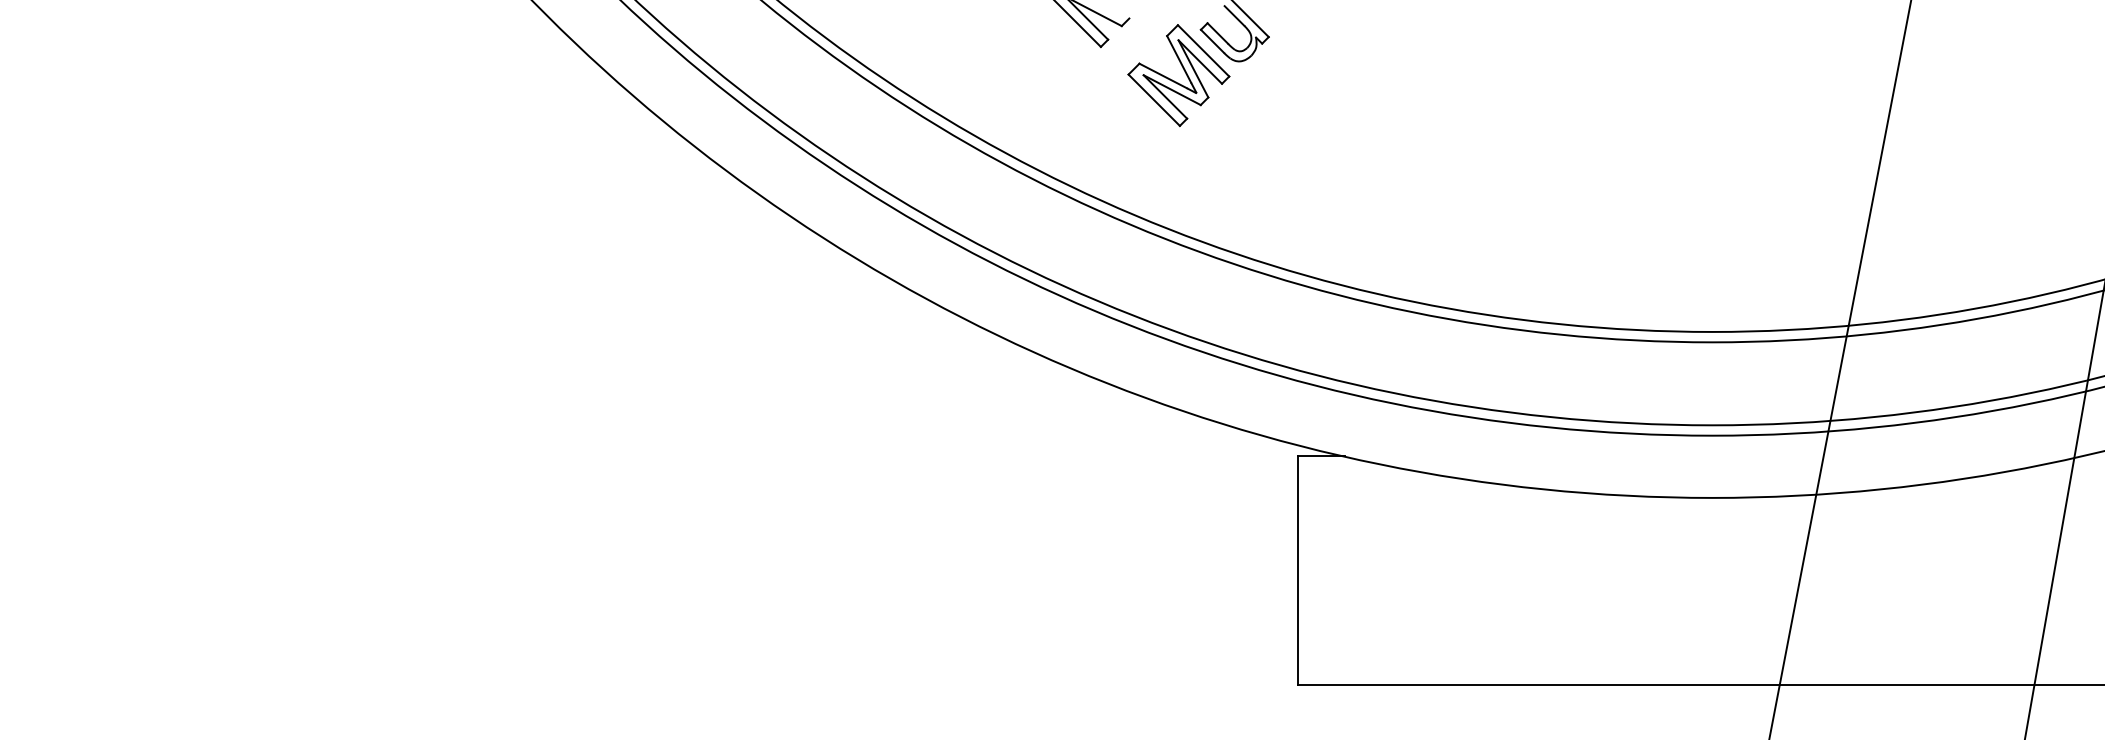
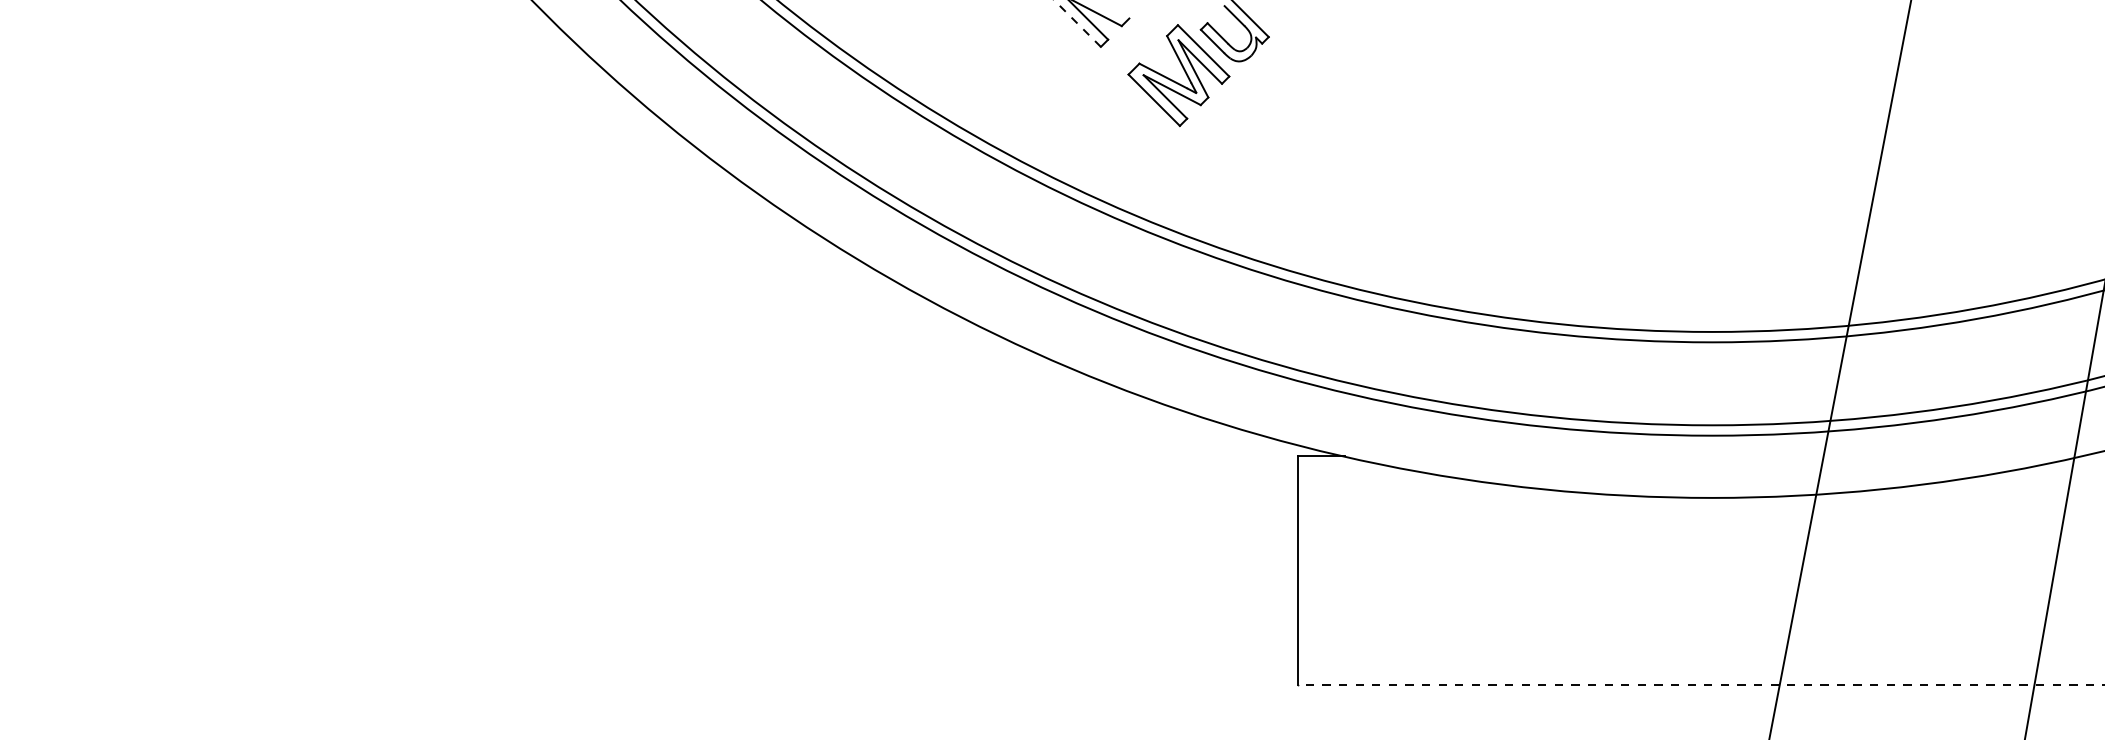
line: solid -> dashed (1077, 23)
line: solid -> dashed (1700, 684)
